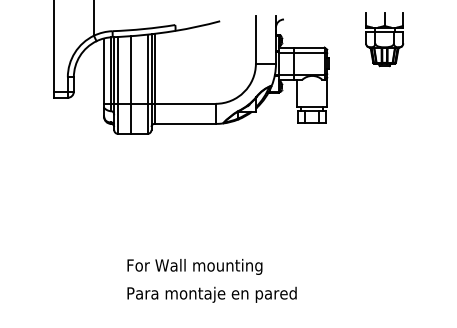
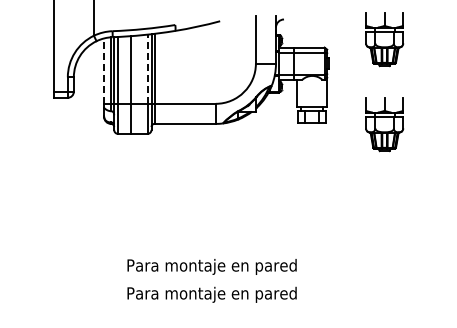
line: solid -> dashed (147, 69)
line: solid -> dashed (104, 71)
part: none -> present (384, 124)
text: For Wall mounting -> Para montaje en pared (212, 266)
